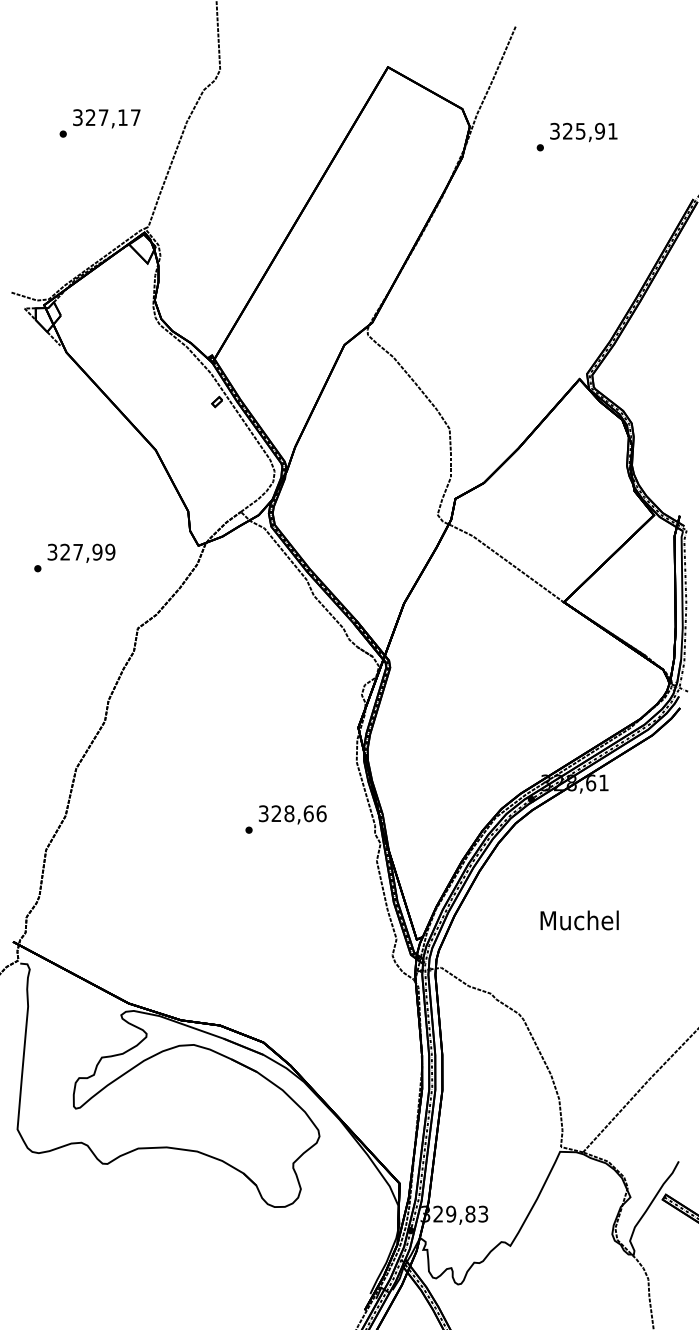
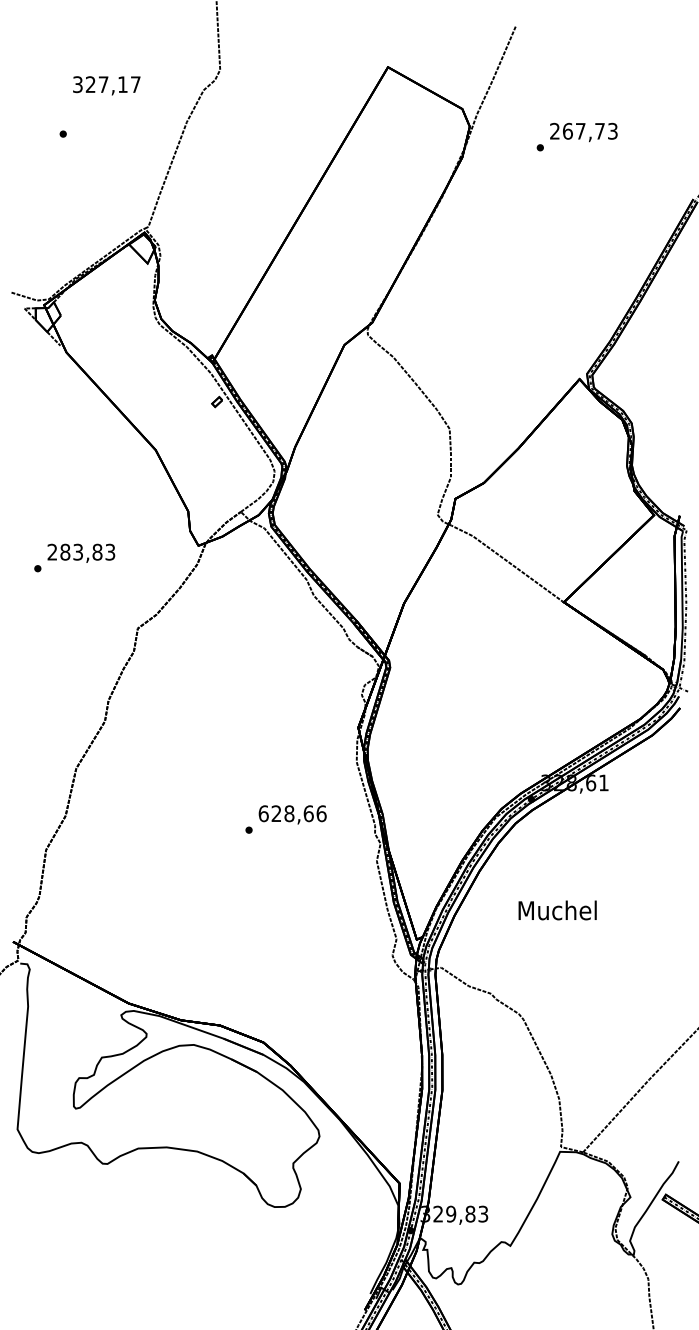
text position: (106, 118) -> (106, 85) (106, 85)
text: 325,91 -> 267,73 (583, 130)
text: 327,99 -> 283,83 (81, 551)
text: 328,66 -> 628,66 (263, 813)
text position: (579, 920) -> (557, 910) (557, 910)
